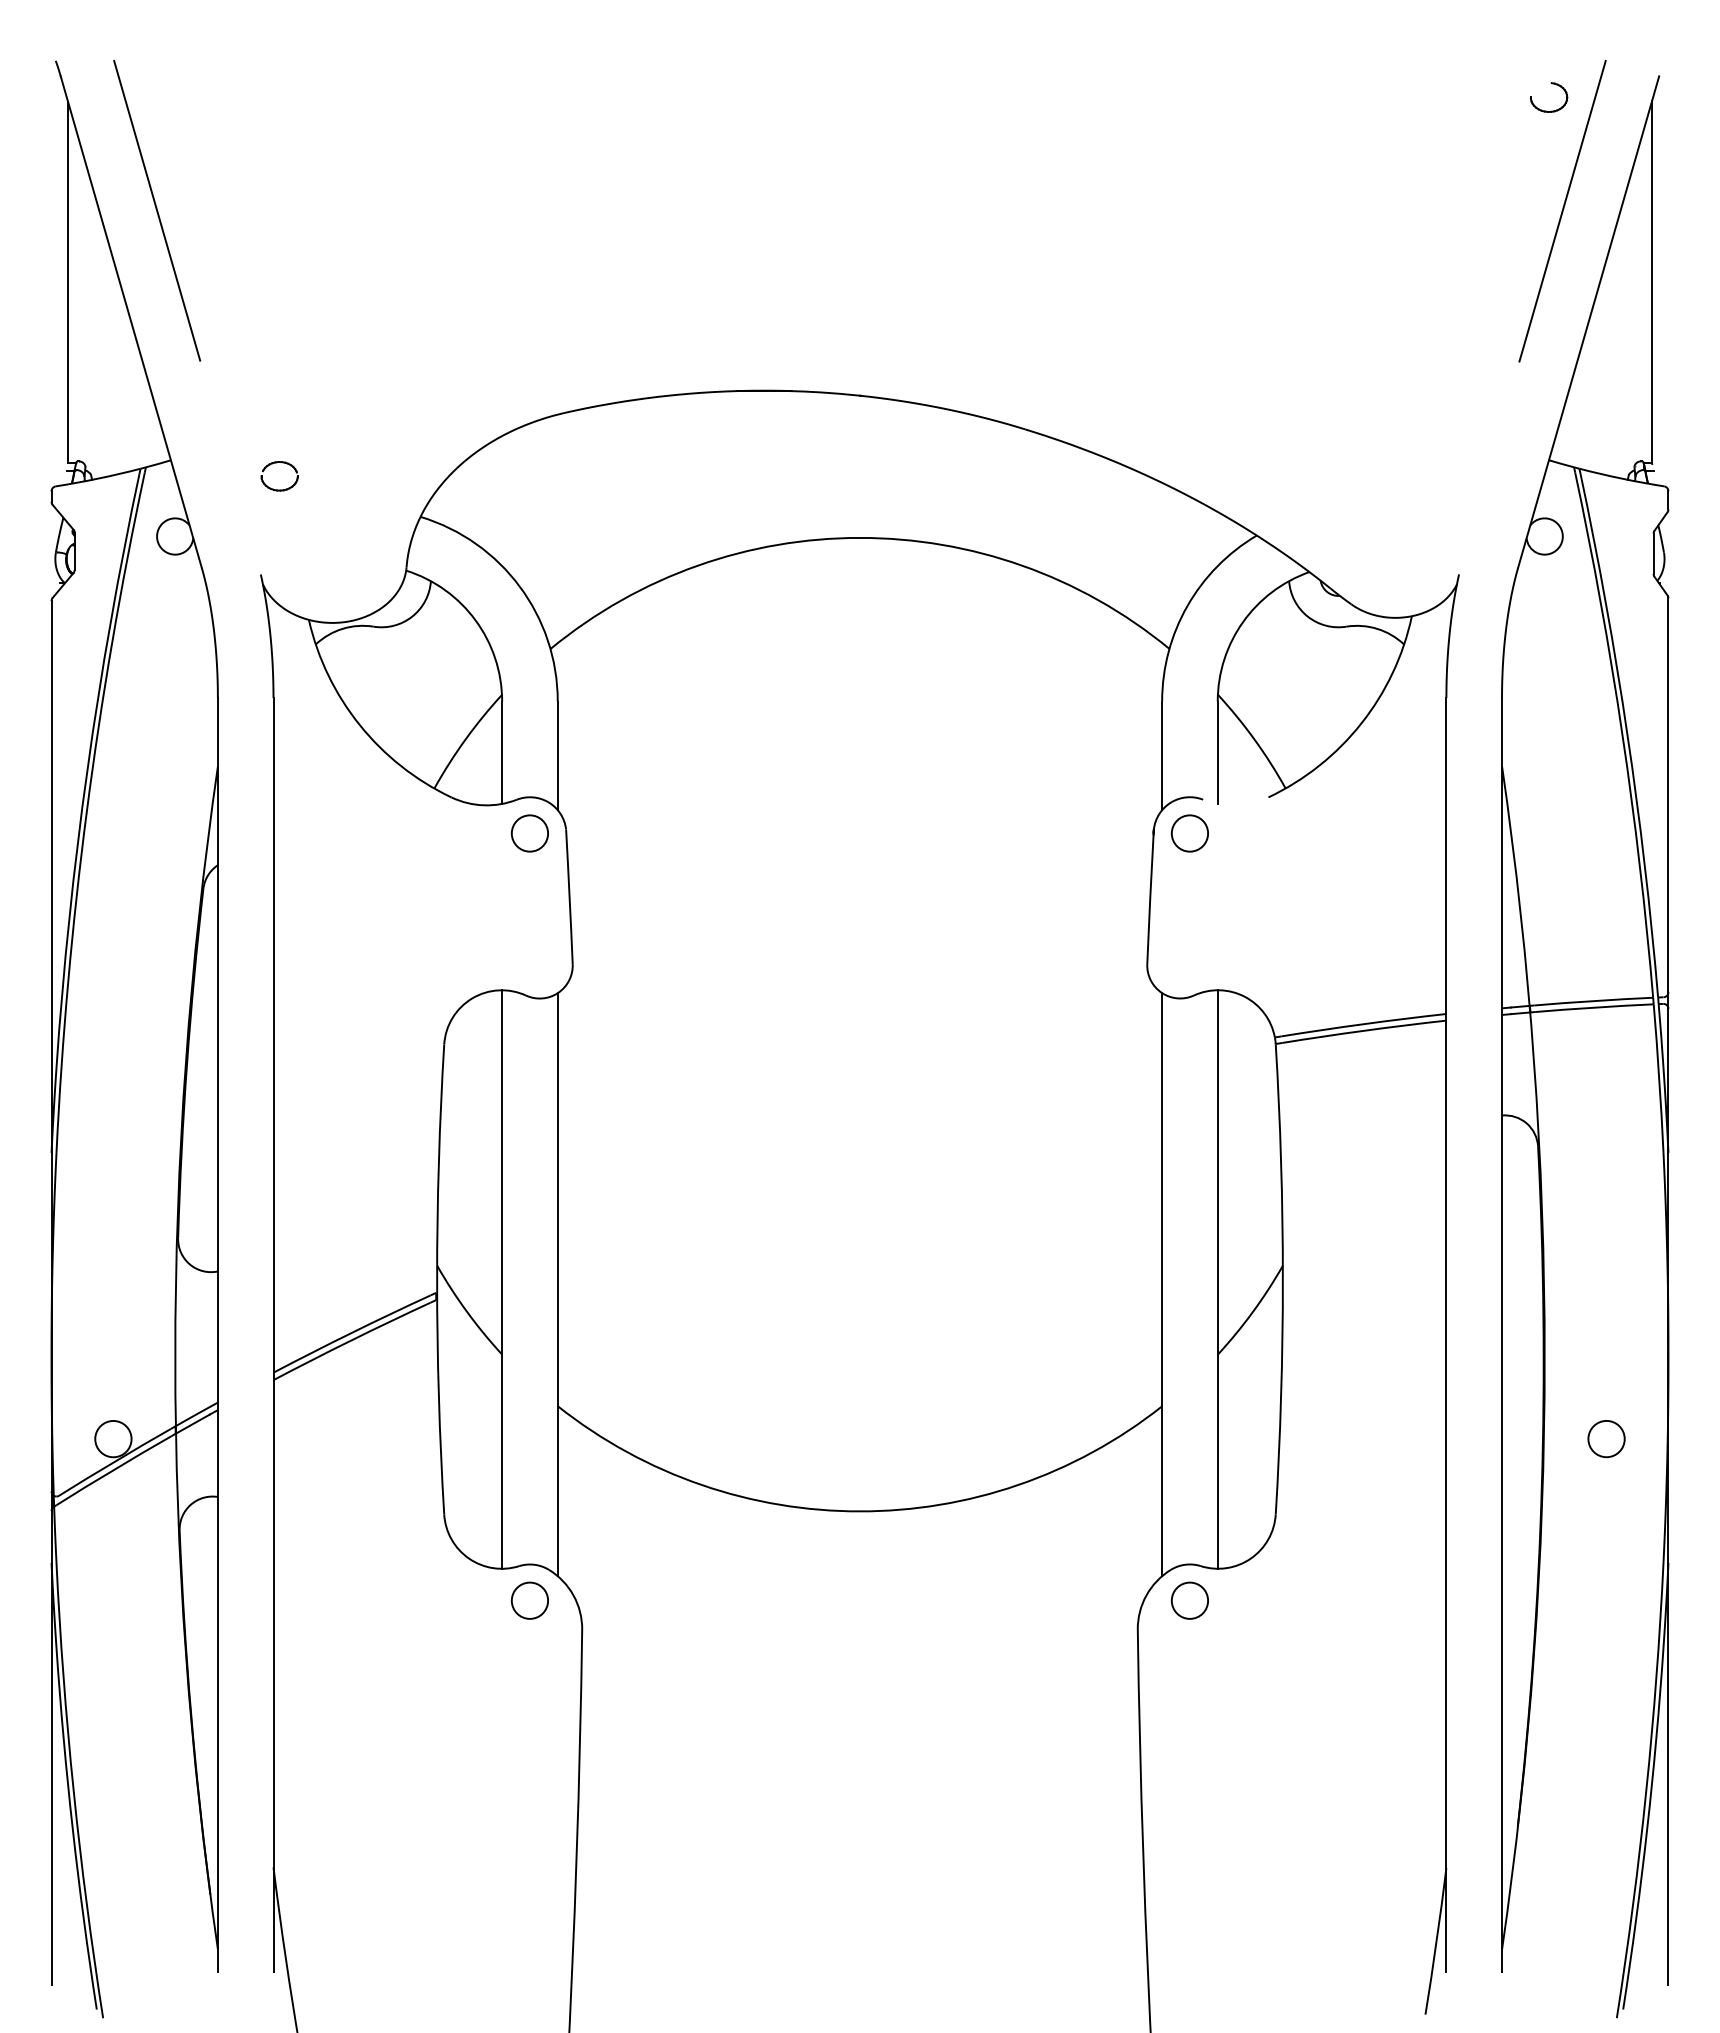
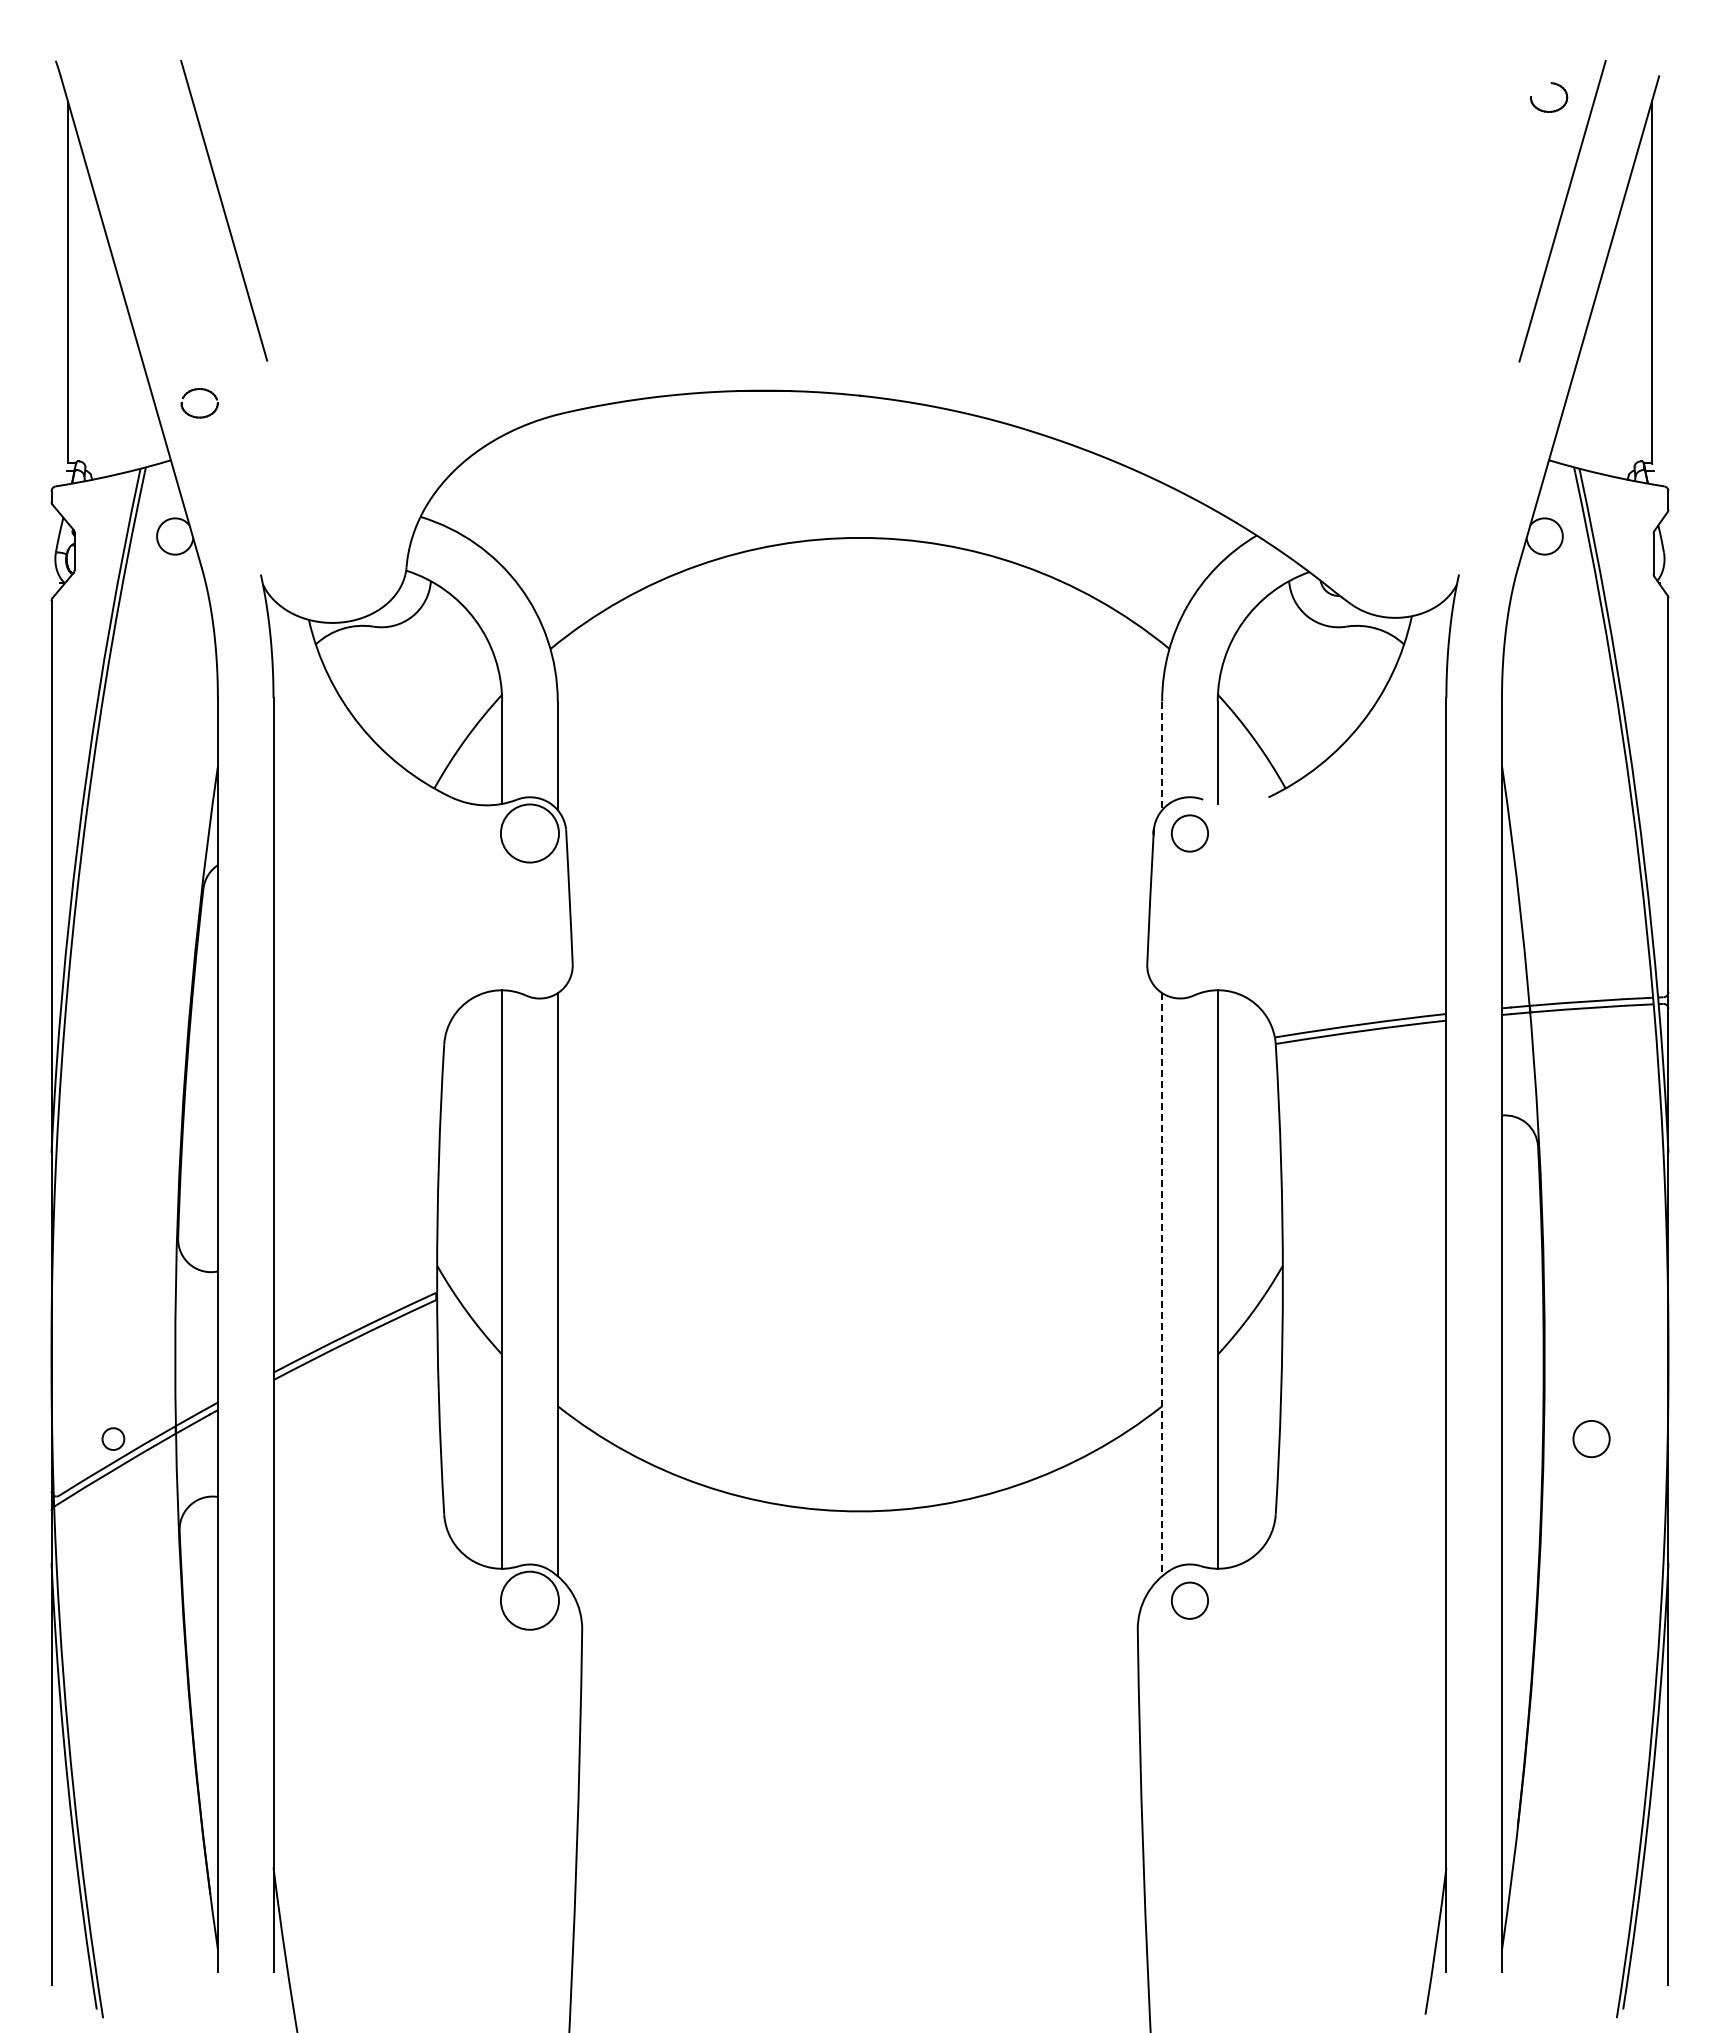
line position: (157, 210) -> (224, 210) (224, 210)
part position: (279, 489) -> (199, 416) (199, 416)
line: solid -> dashed (1162, 756)
circle diameter: 36 px -> 58 px (529, 833)
line: solid -> dashed (1162, 1284)
circle diameter: 36 px -> 22 px (113, 1439)
circle position: (1606, 1439) -> (1591, 1439) (1591, 1439)
circle diameter: 36 px -> 58 px (529, 1600)
